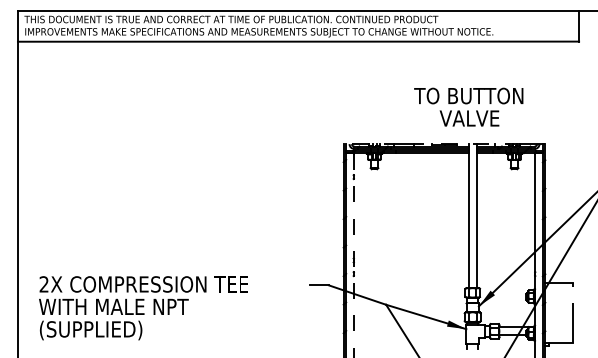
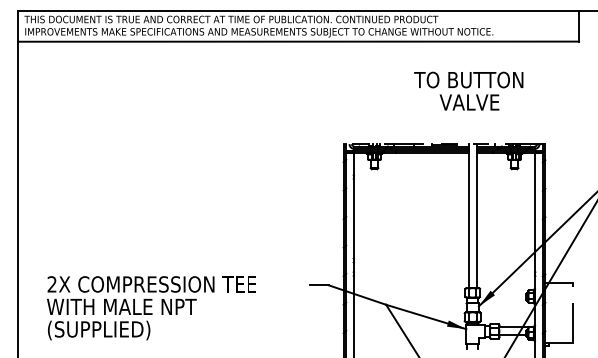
text position: (468, 106) -> (468, 90) (468, 90)
line: dashed -> solid (353, 255)
text position: (143, 308) -> (151, 308) (151, 308)
